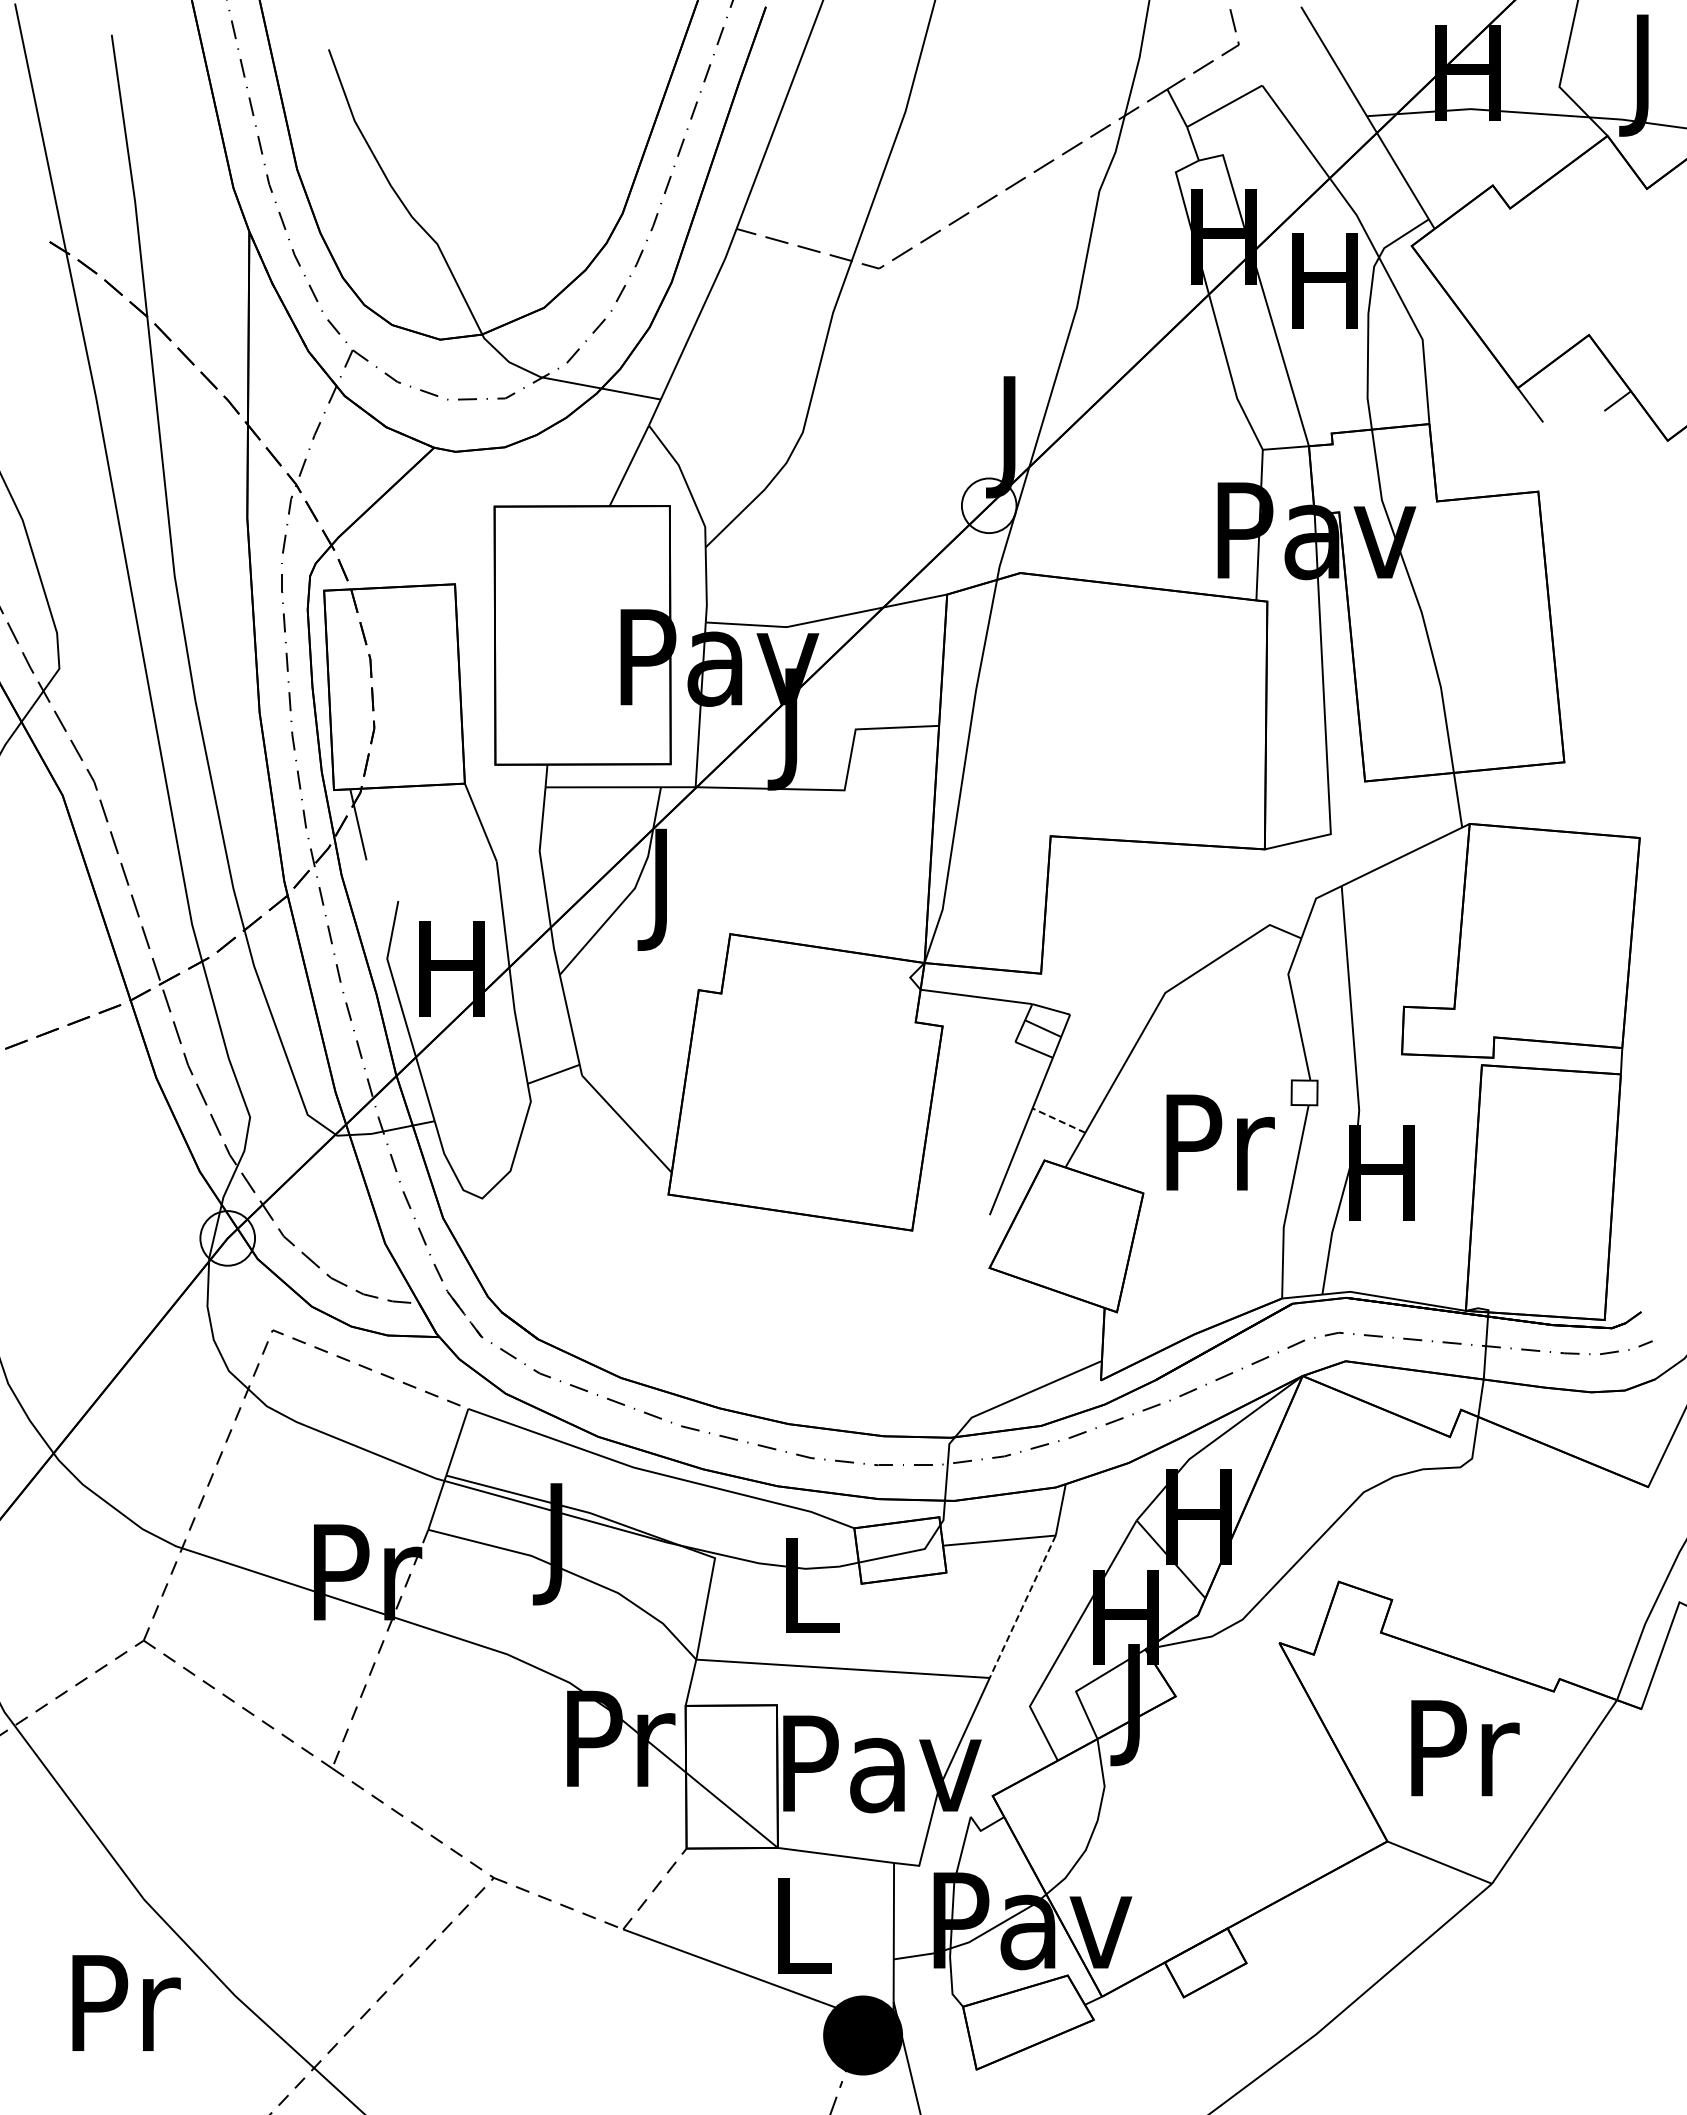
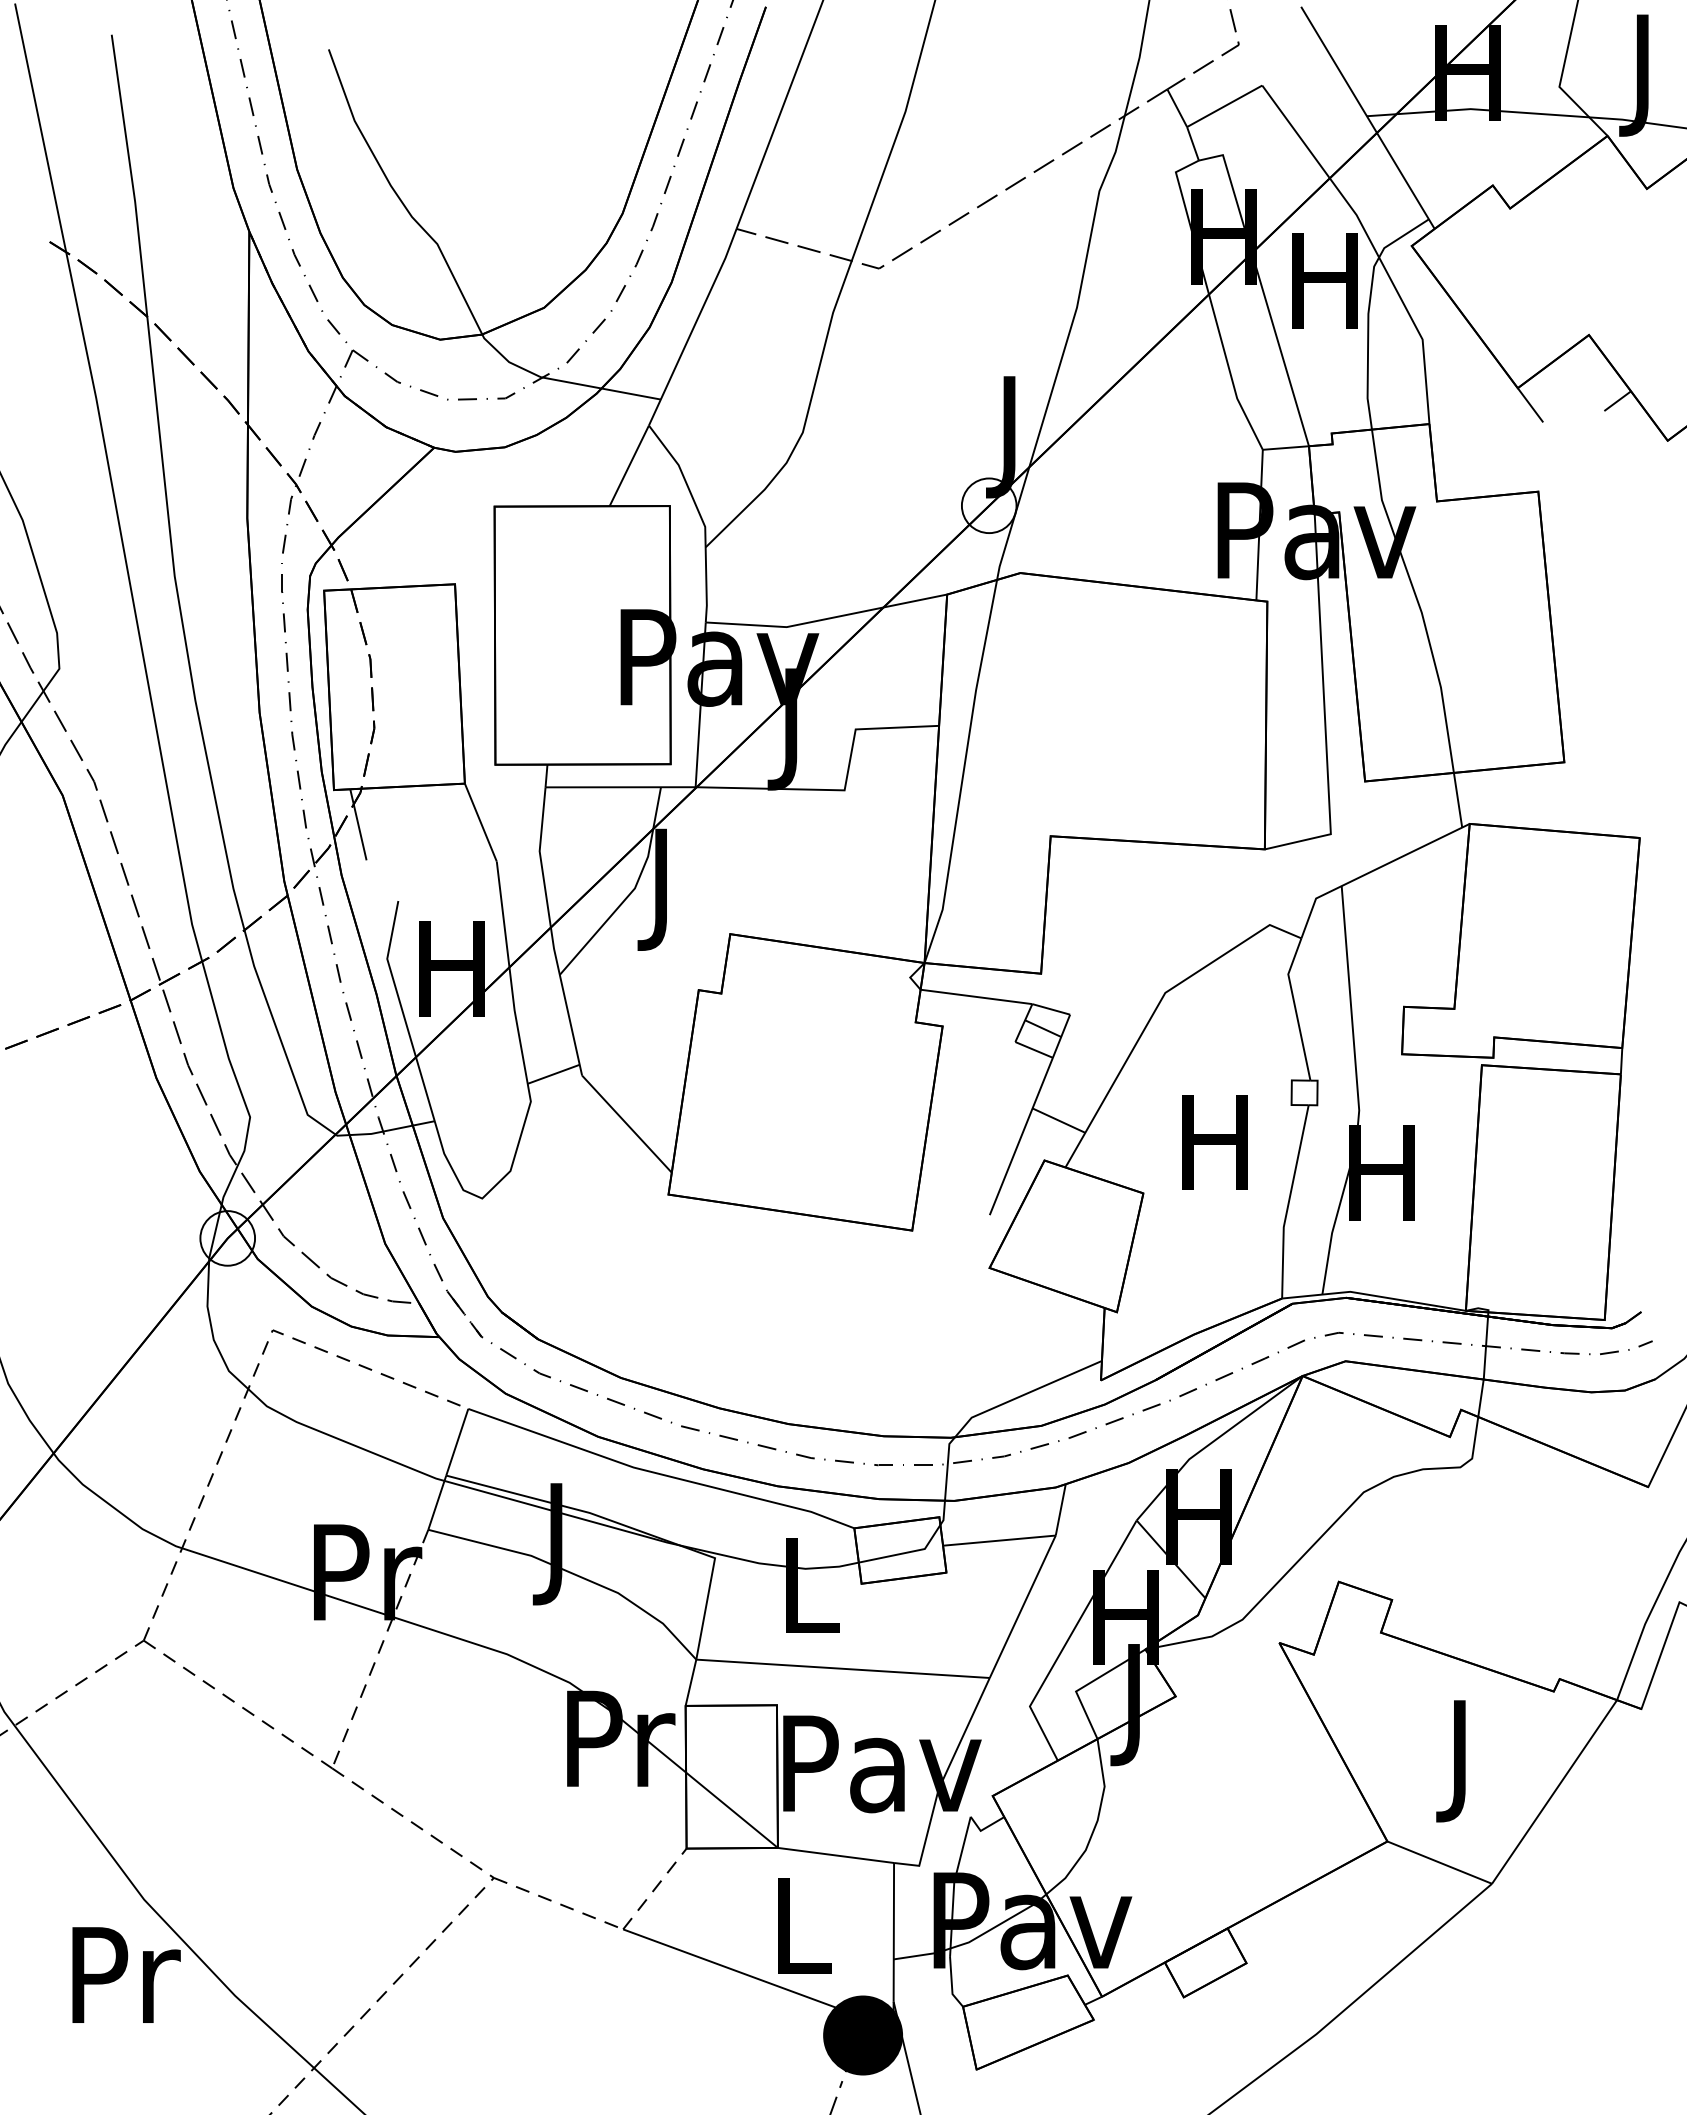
line: dashed -> solid (1058, 1120)
text: Pr -> H (1220, 1142)
line: dashed -> solid (1022, 1607)
text: Pr -> J (1465, 1761)
text position: (126, 2002) -> (126, 1974) (126, 1974)
